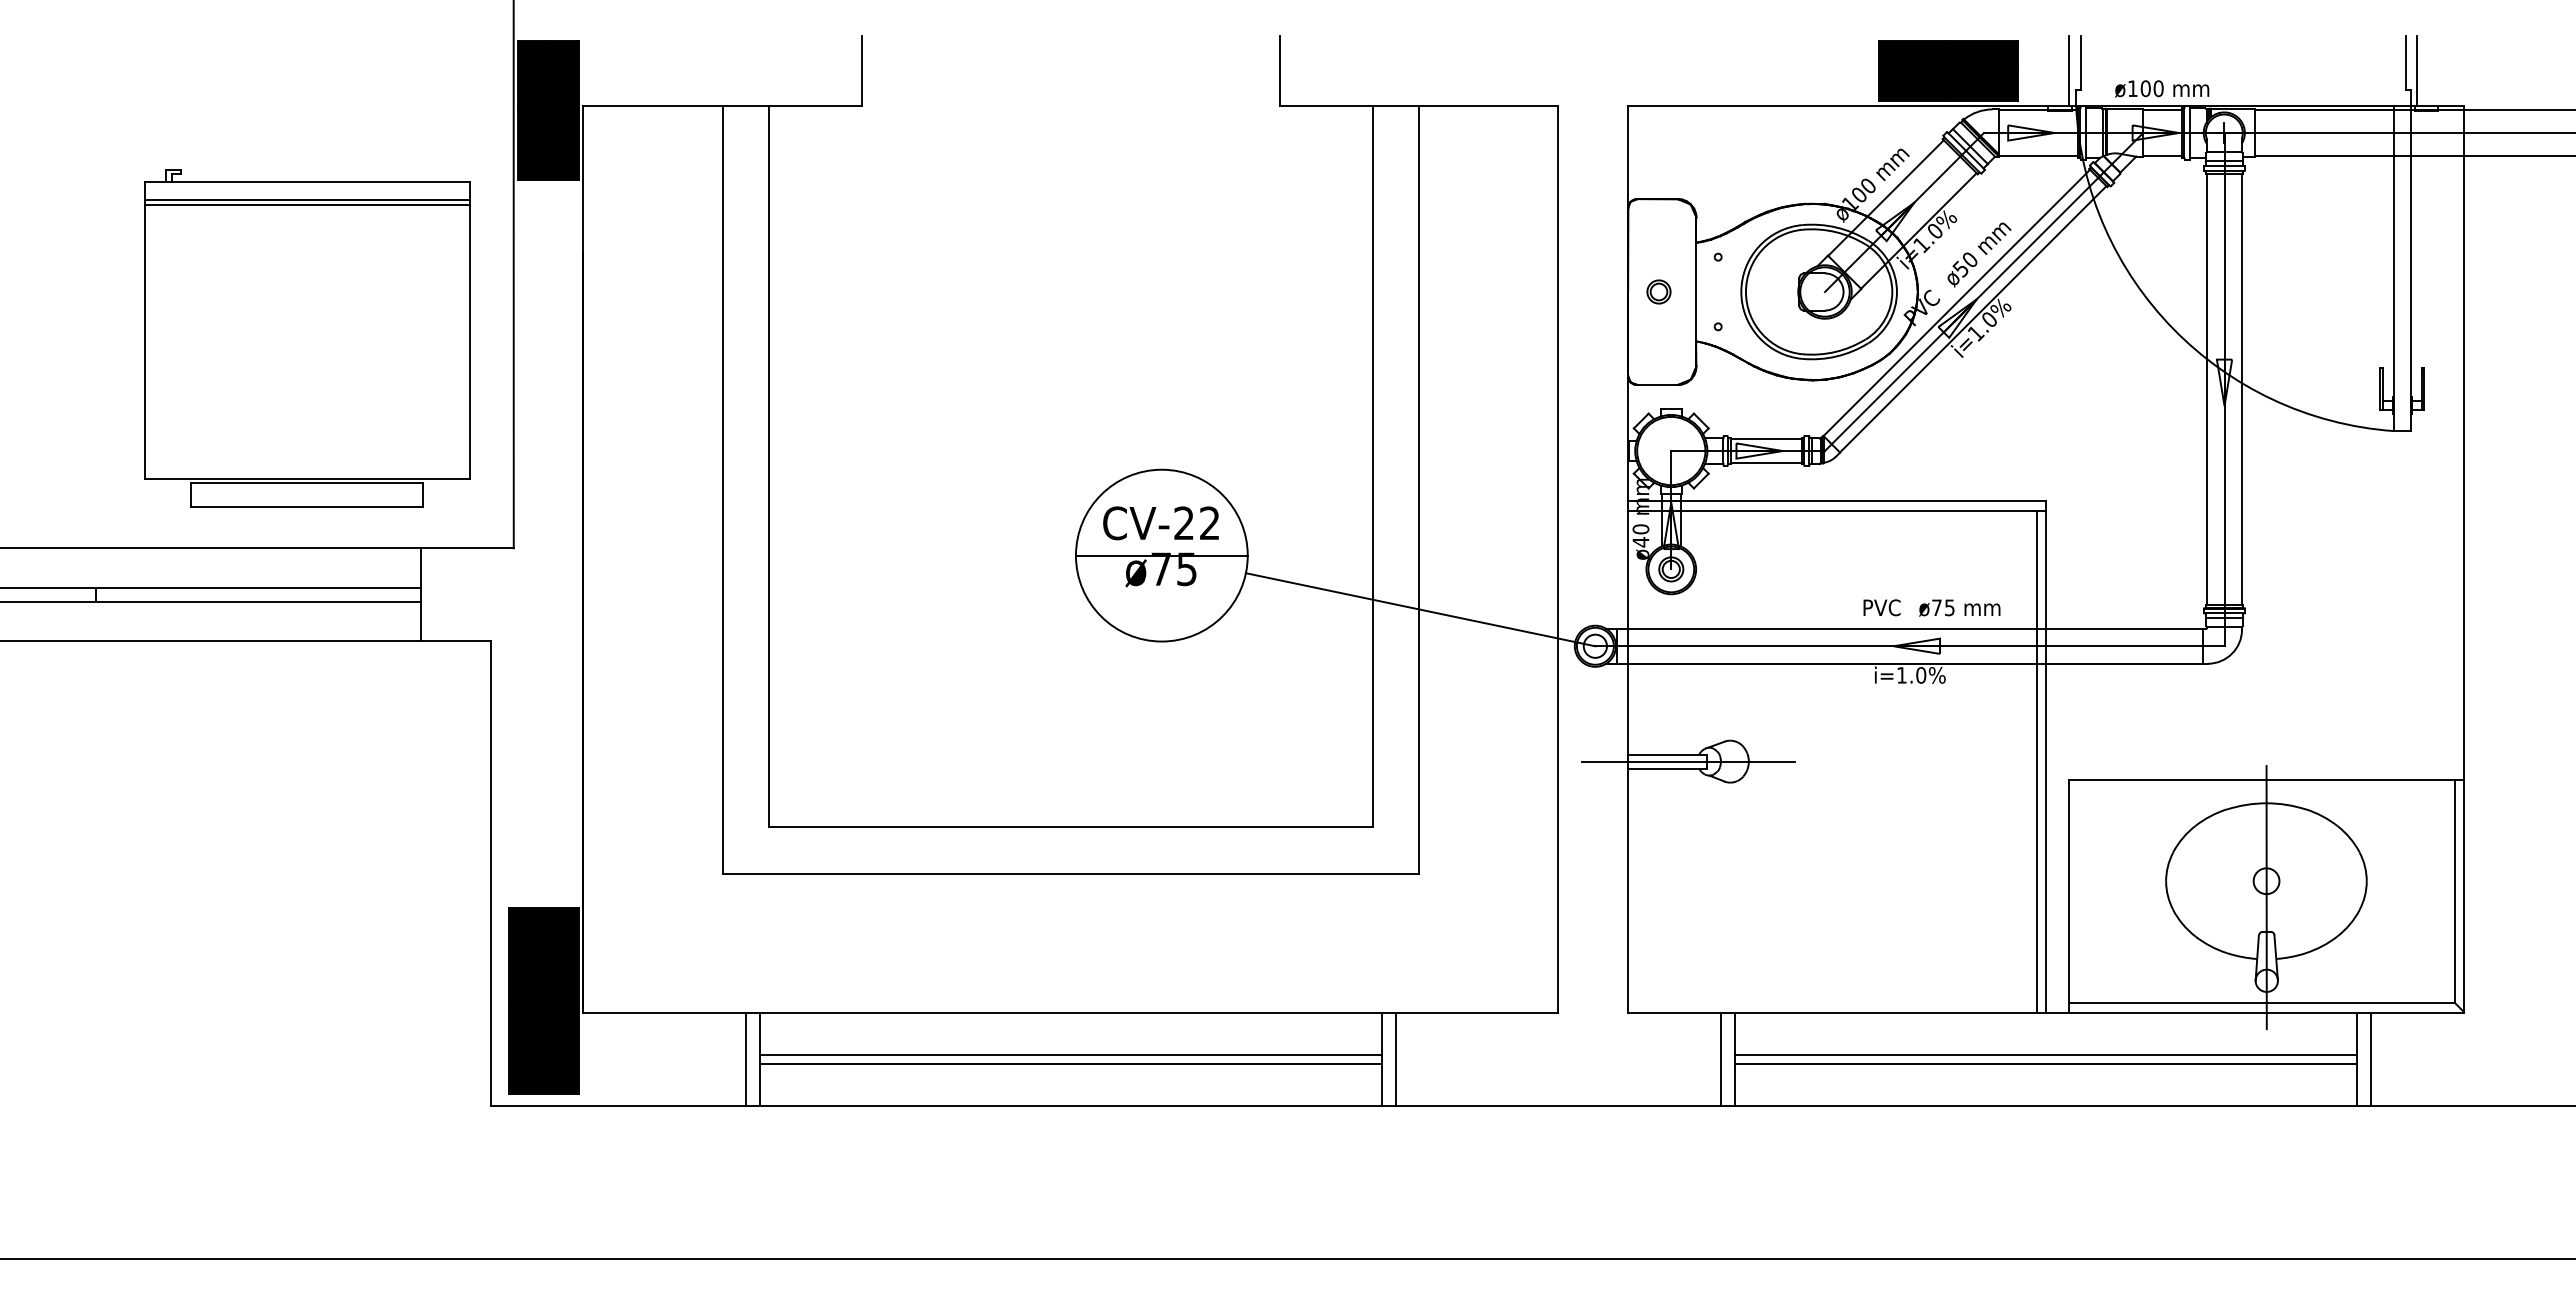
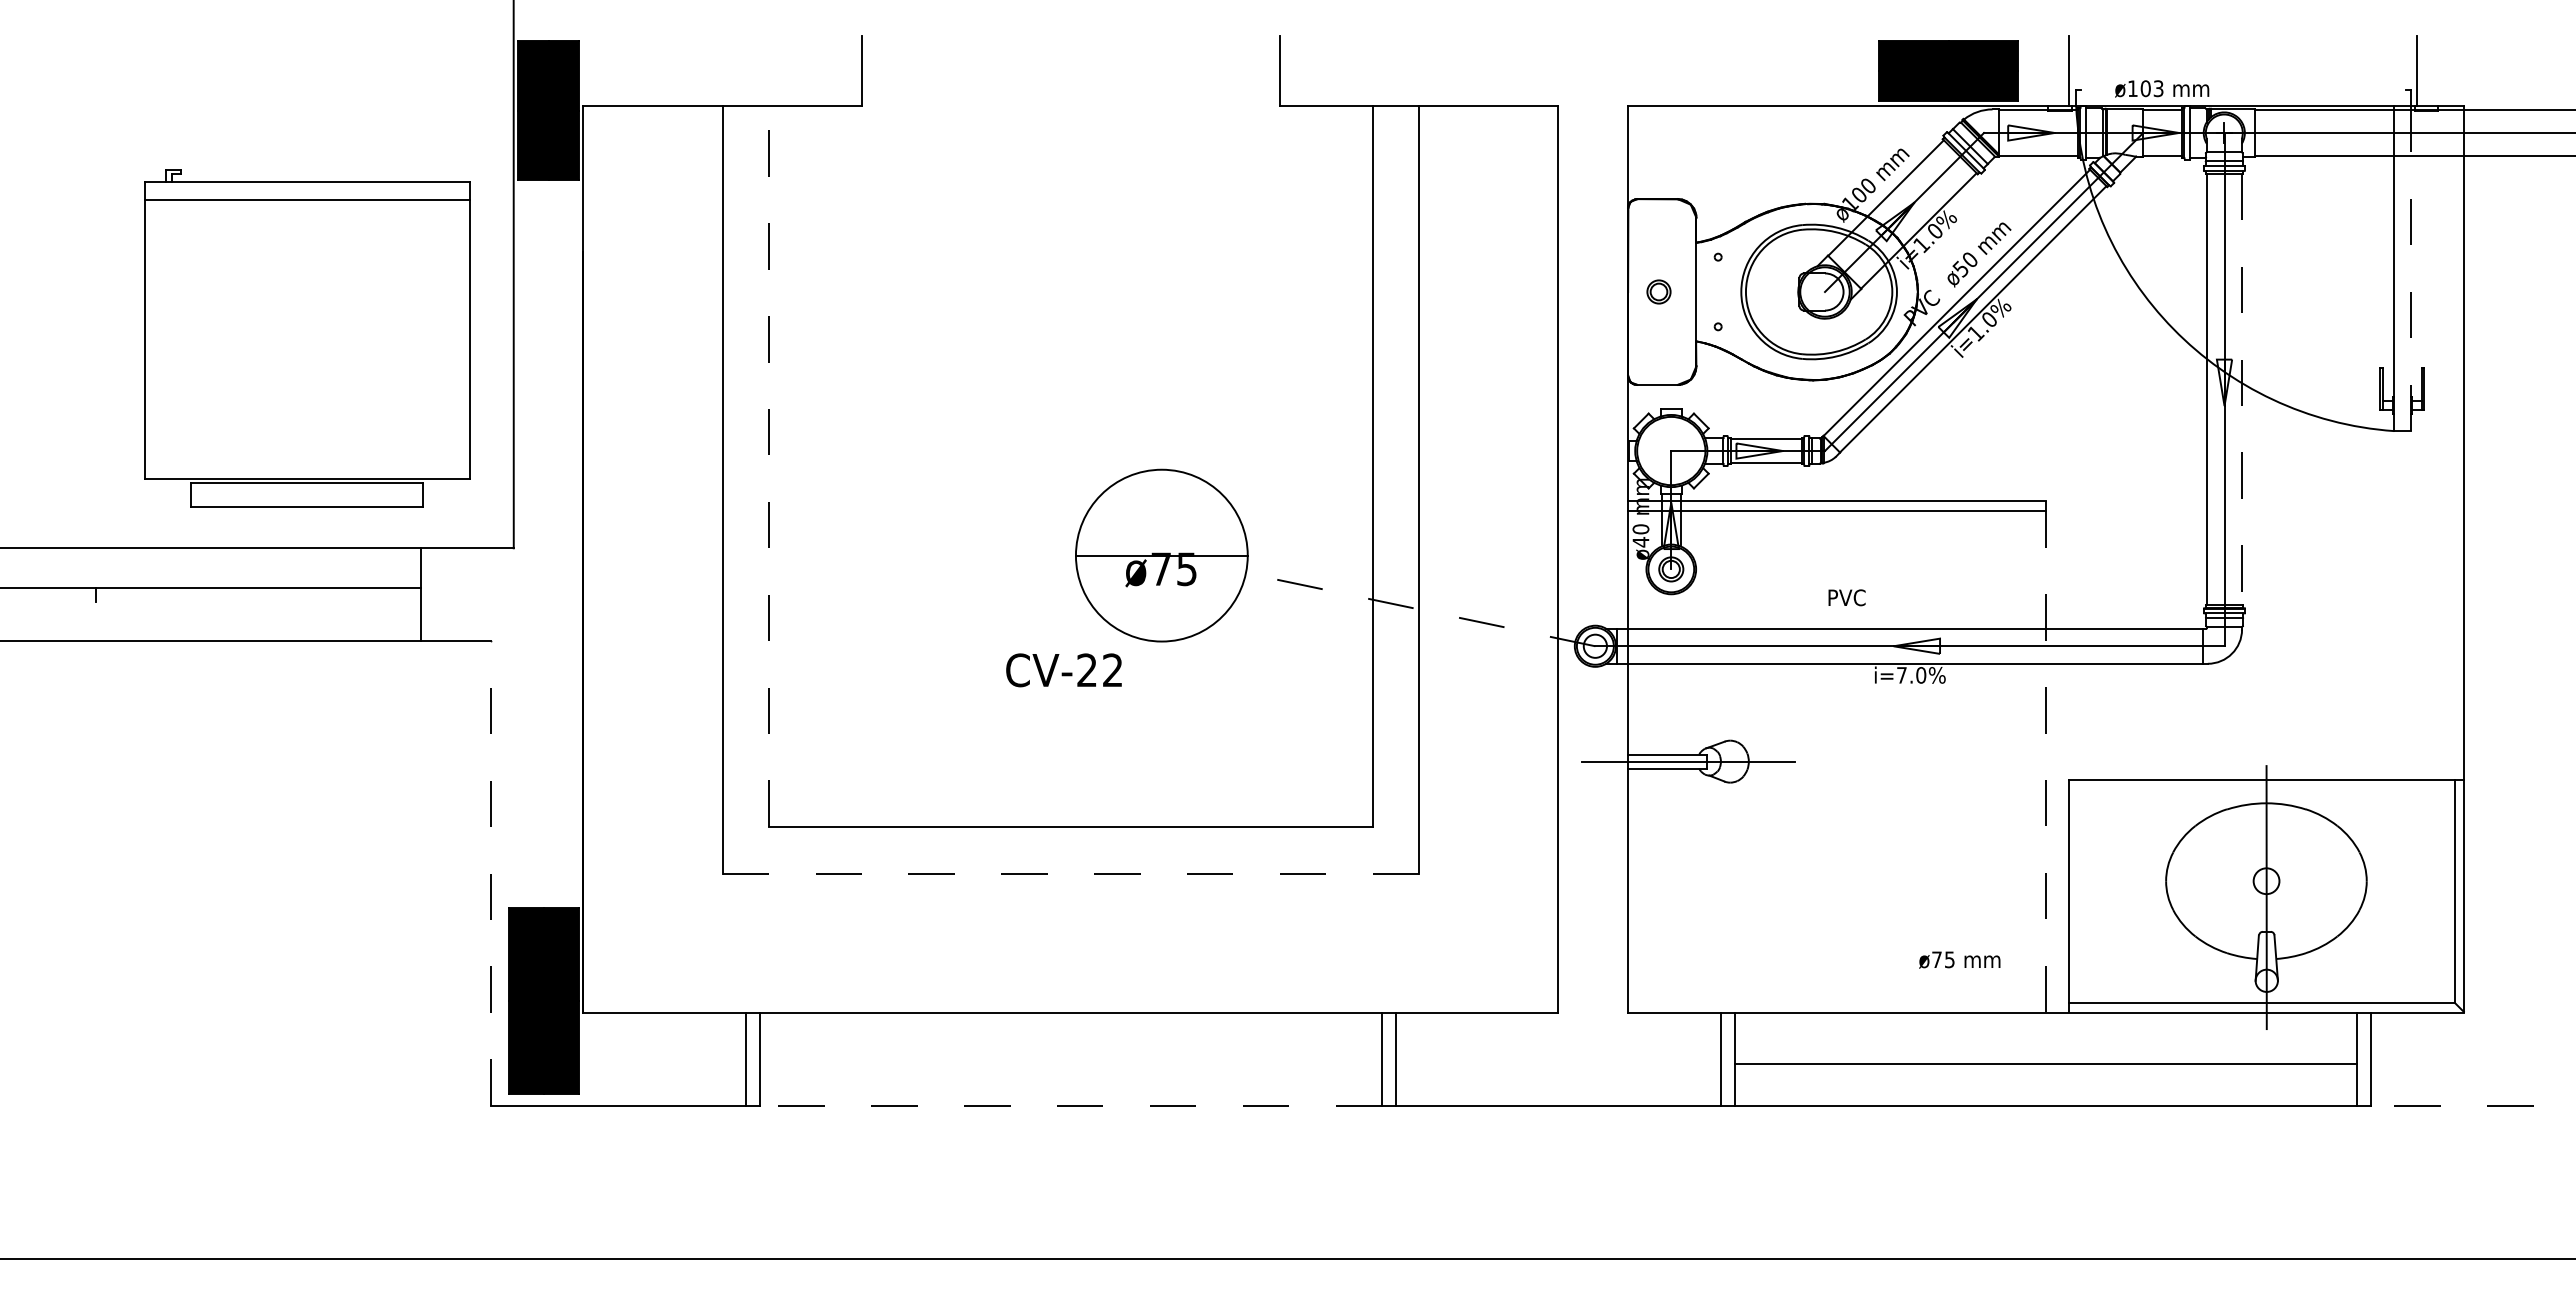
line: present -> none (2080, 62)
line: present -> none (2405, 62)
text: ø100 -> ø103 (2158, 88)
line: present -> none (306, 204)
line: solid -> dashed (2410, 268)
line: solid -> dashed (2241, 389)
line: solid -> dashed (769, 465)
text position: (1160, 523) -> (1063, 670) (1063, 670)
line: present -> none (211, 601)
text position: (1881, 607) -> (1846, 597) (1846, 597)
text position: (1959, 607) -> (1959, 959) (1959, 959)
line: solid -> dashed (1420, 609)
text: i=1.0% -> i=7.0% (1901, 675)
line: solid -> dashed (2045, 757)
line: present -> none (2036, 761)
line: solid -> dashed (490, 873)
line: solid -> dashed (1070, 873)
line: present -> none (1070, 1054)
line: present -> none (2045, 1054)
line: present -> none (1070, 1063)
line: solid -> dashed (1070, 1105)
line: solid -> dashed (2472, 1105)
